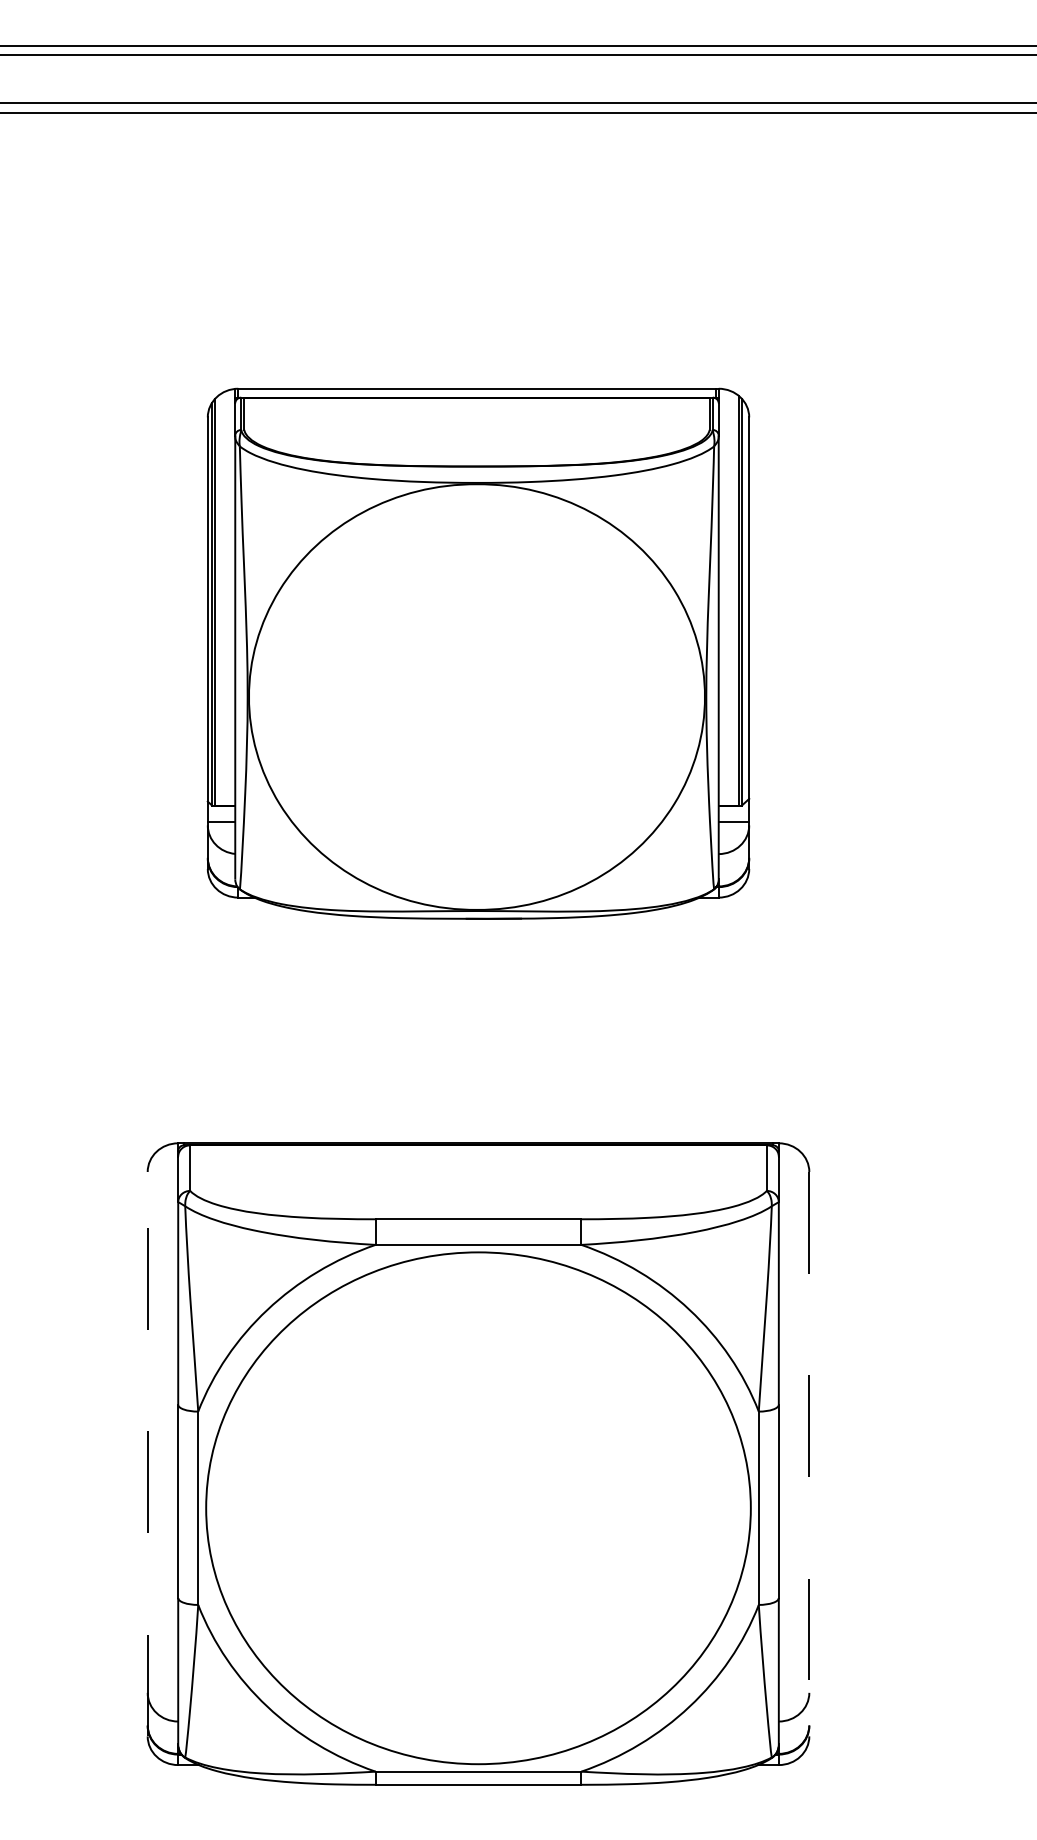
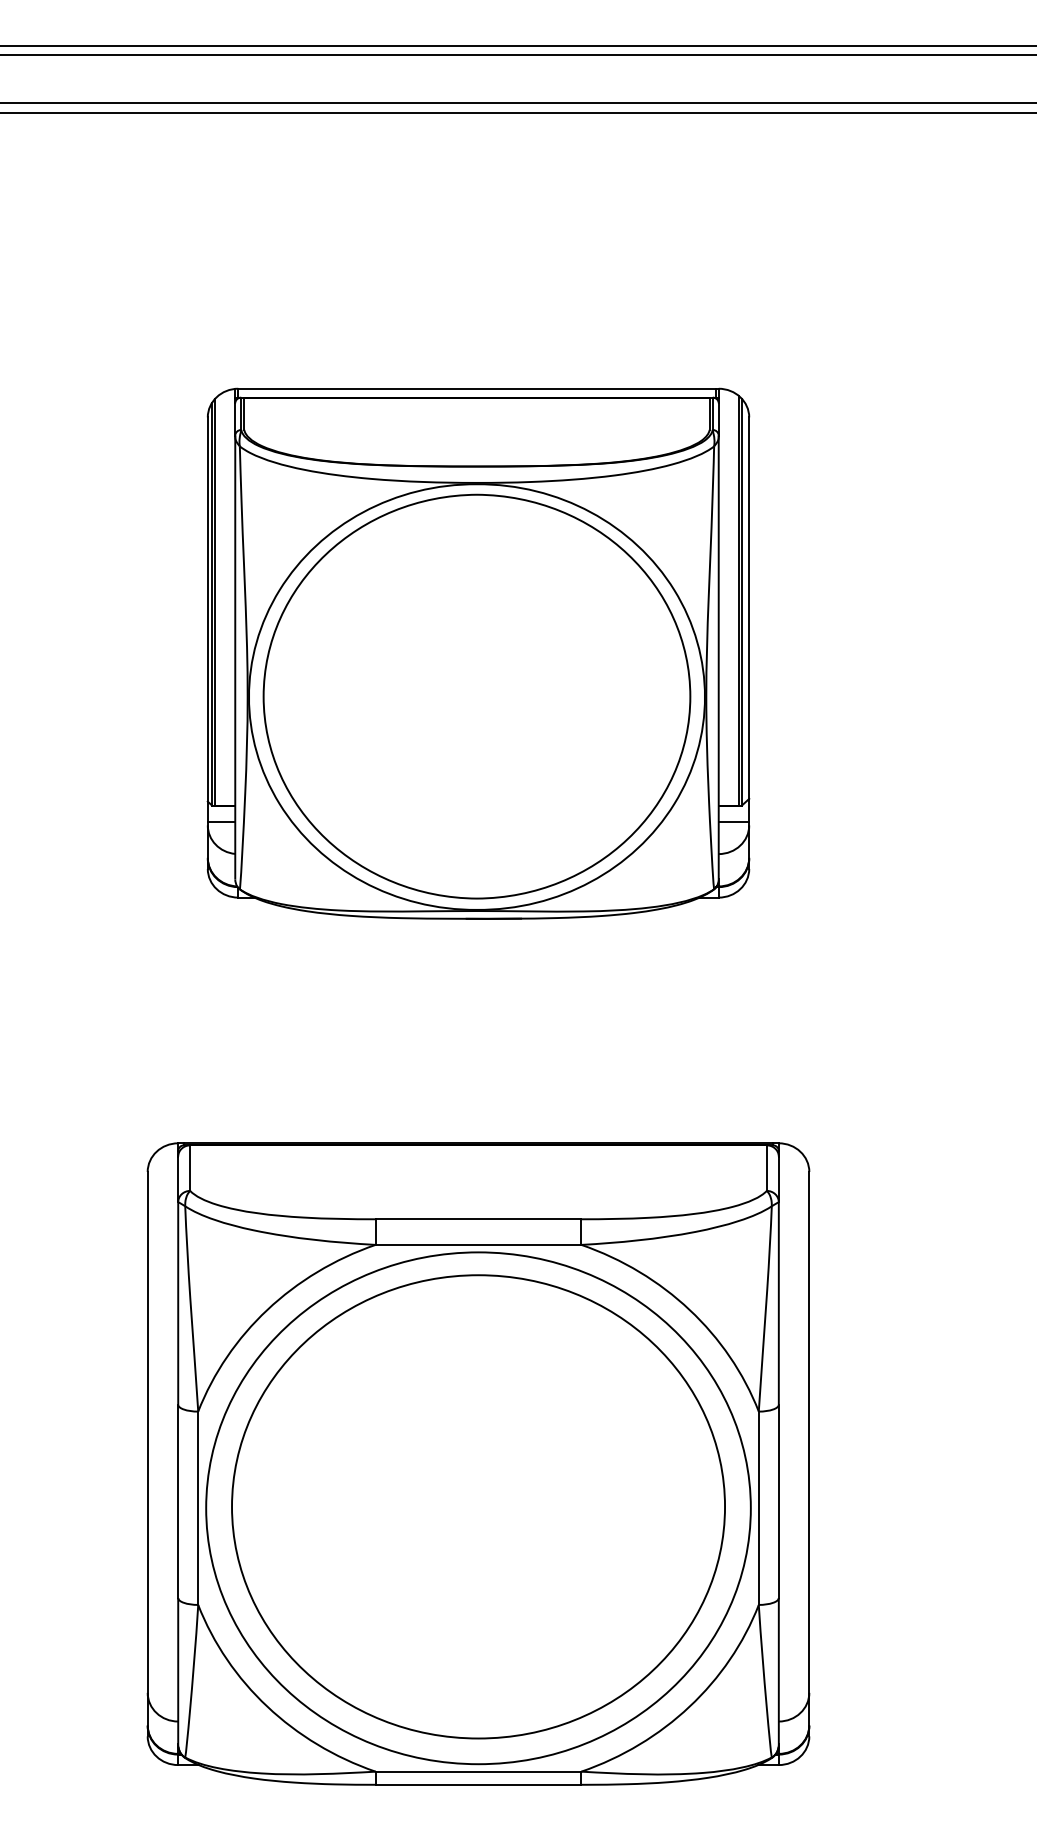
part: none -> present (476, 696)
line: dashed -> solid (147, 1453)
line: dashed -> solid (809, 1454)
part: none -> present (478, 1506)
